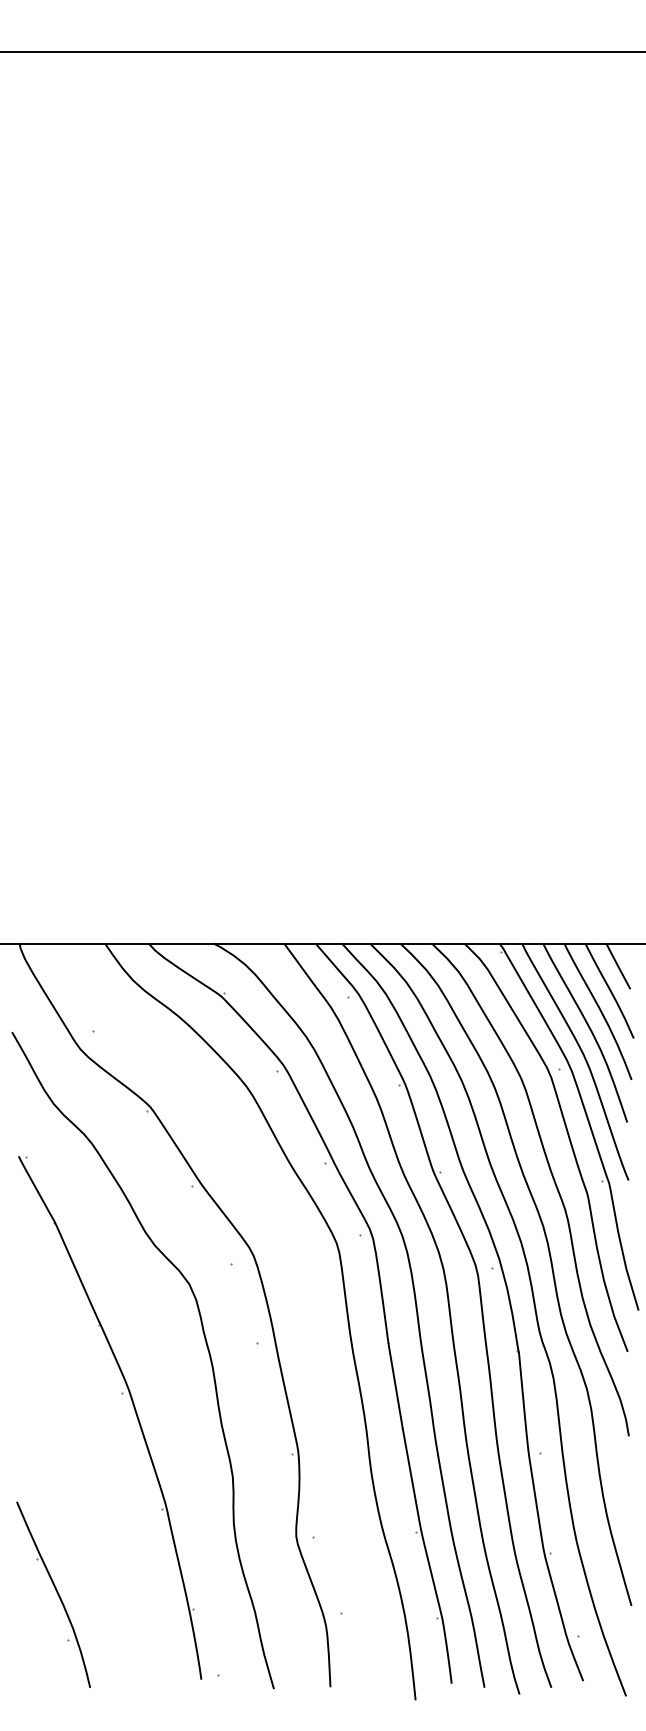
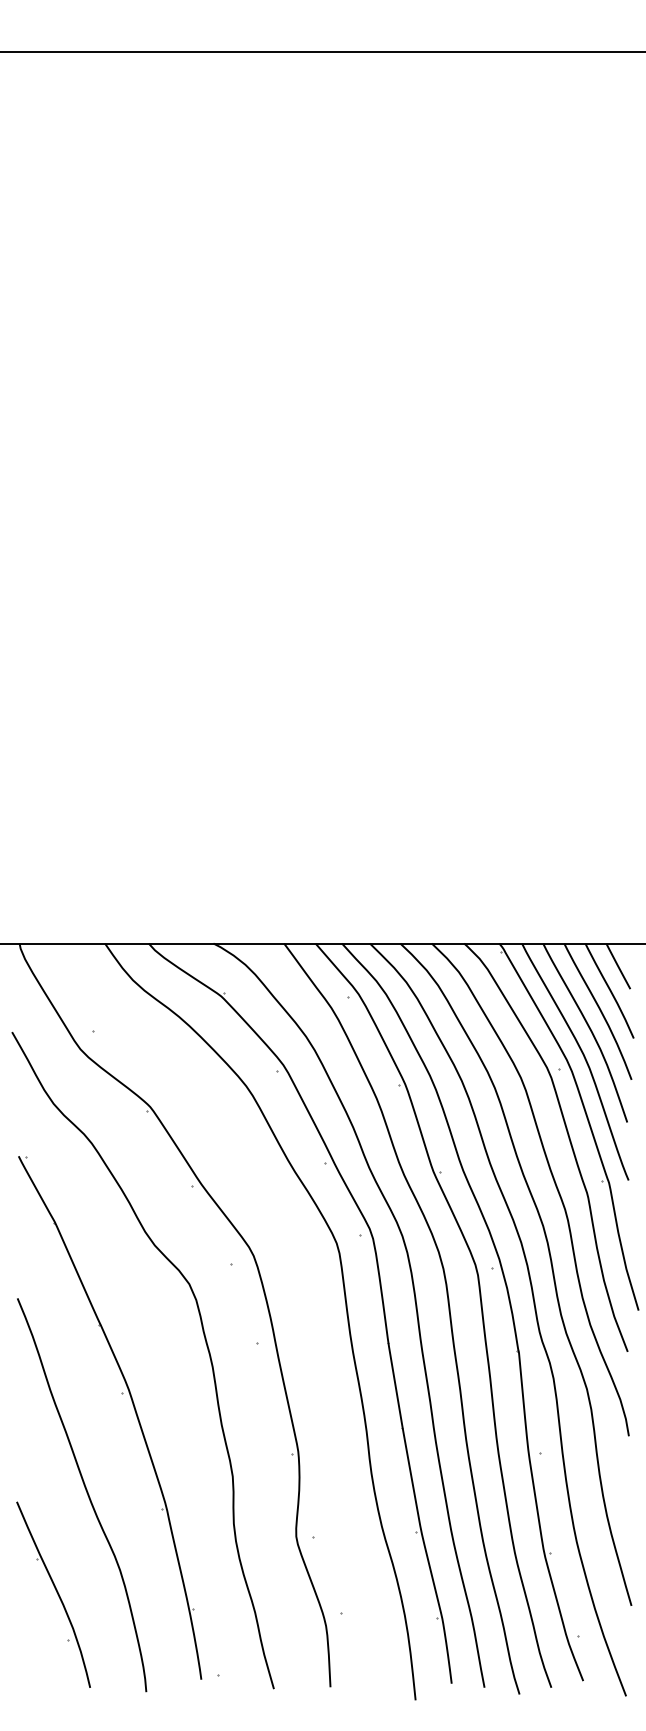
curve: none -> present (86, 1493)
